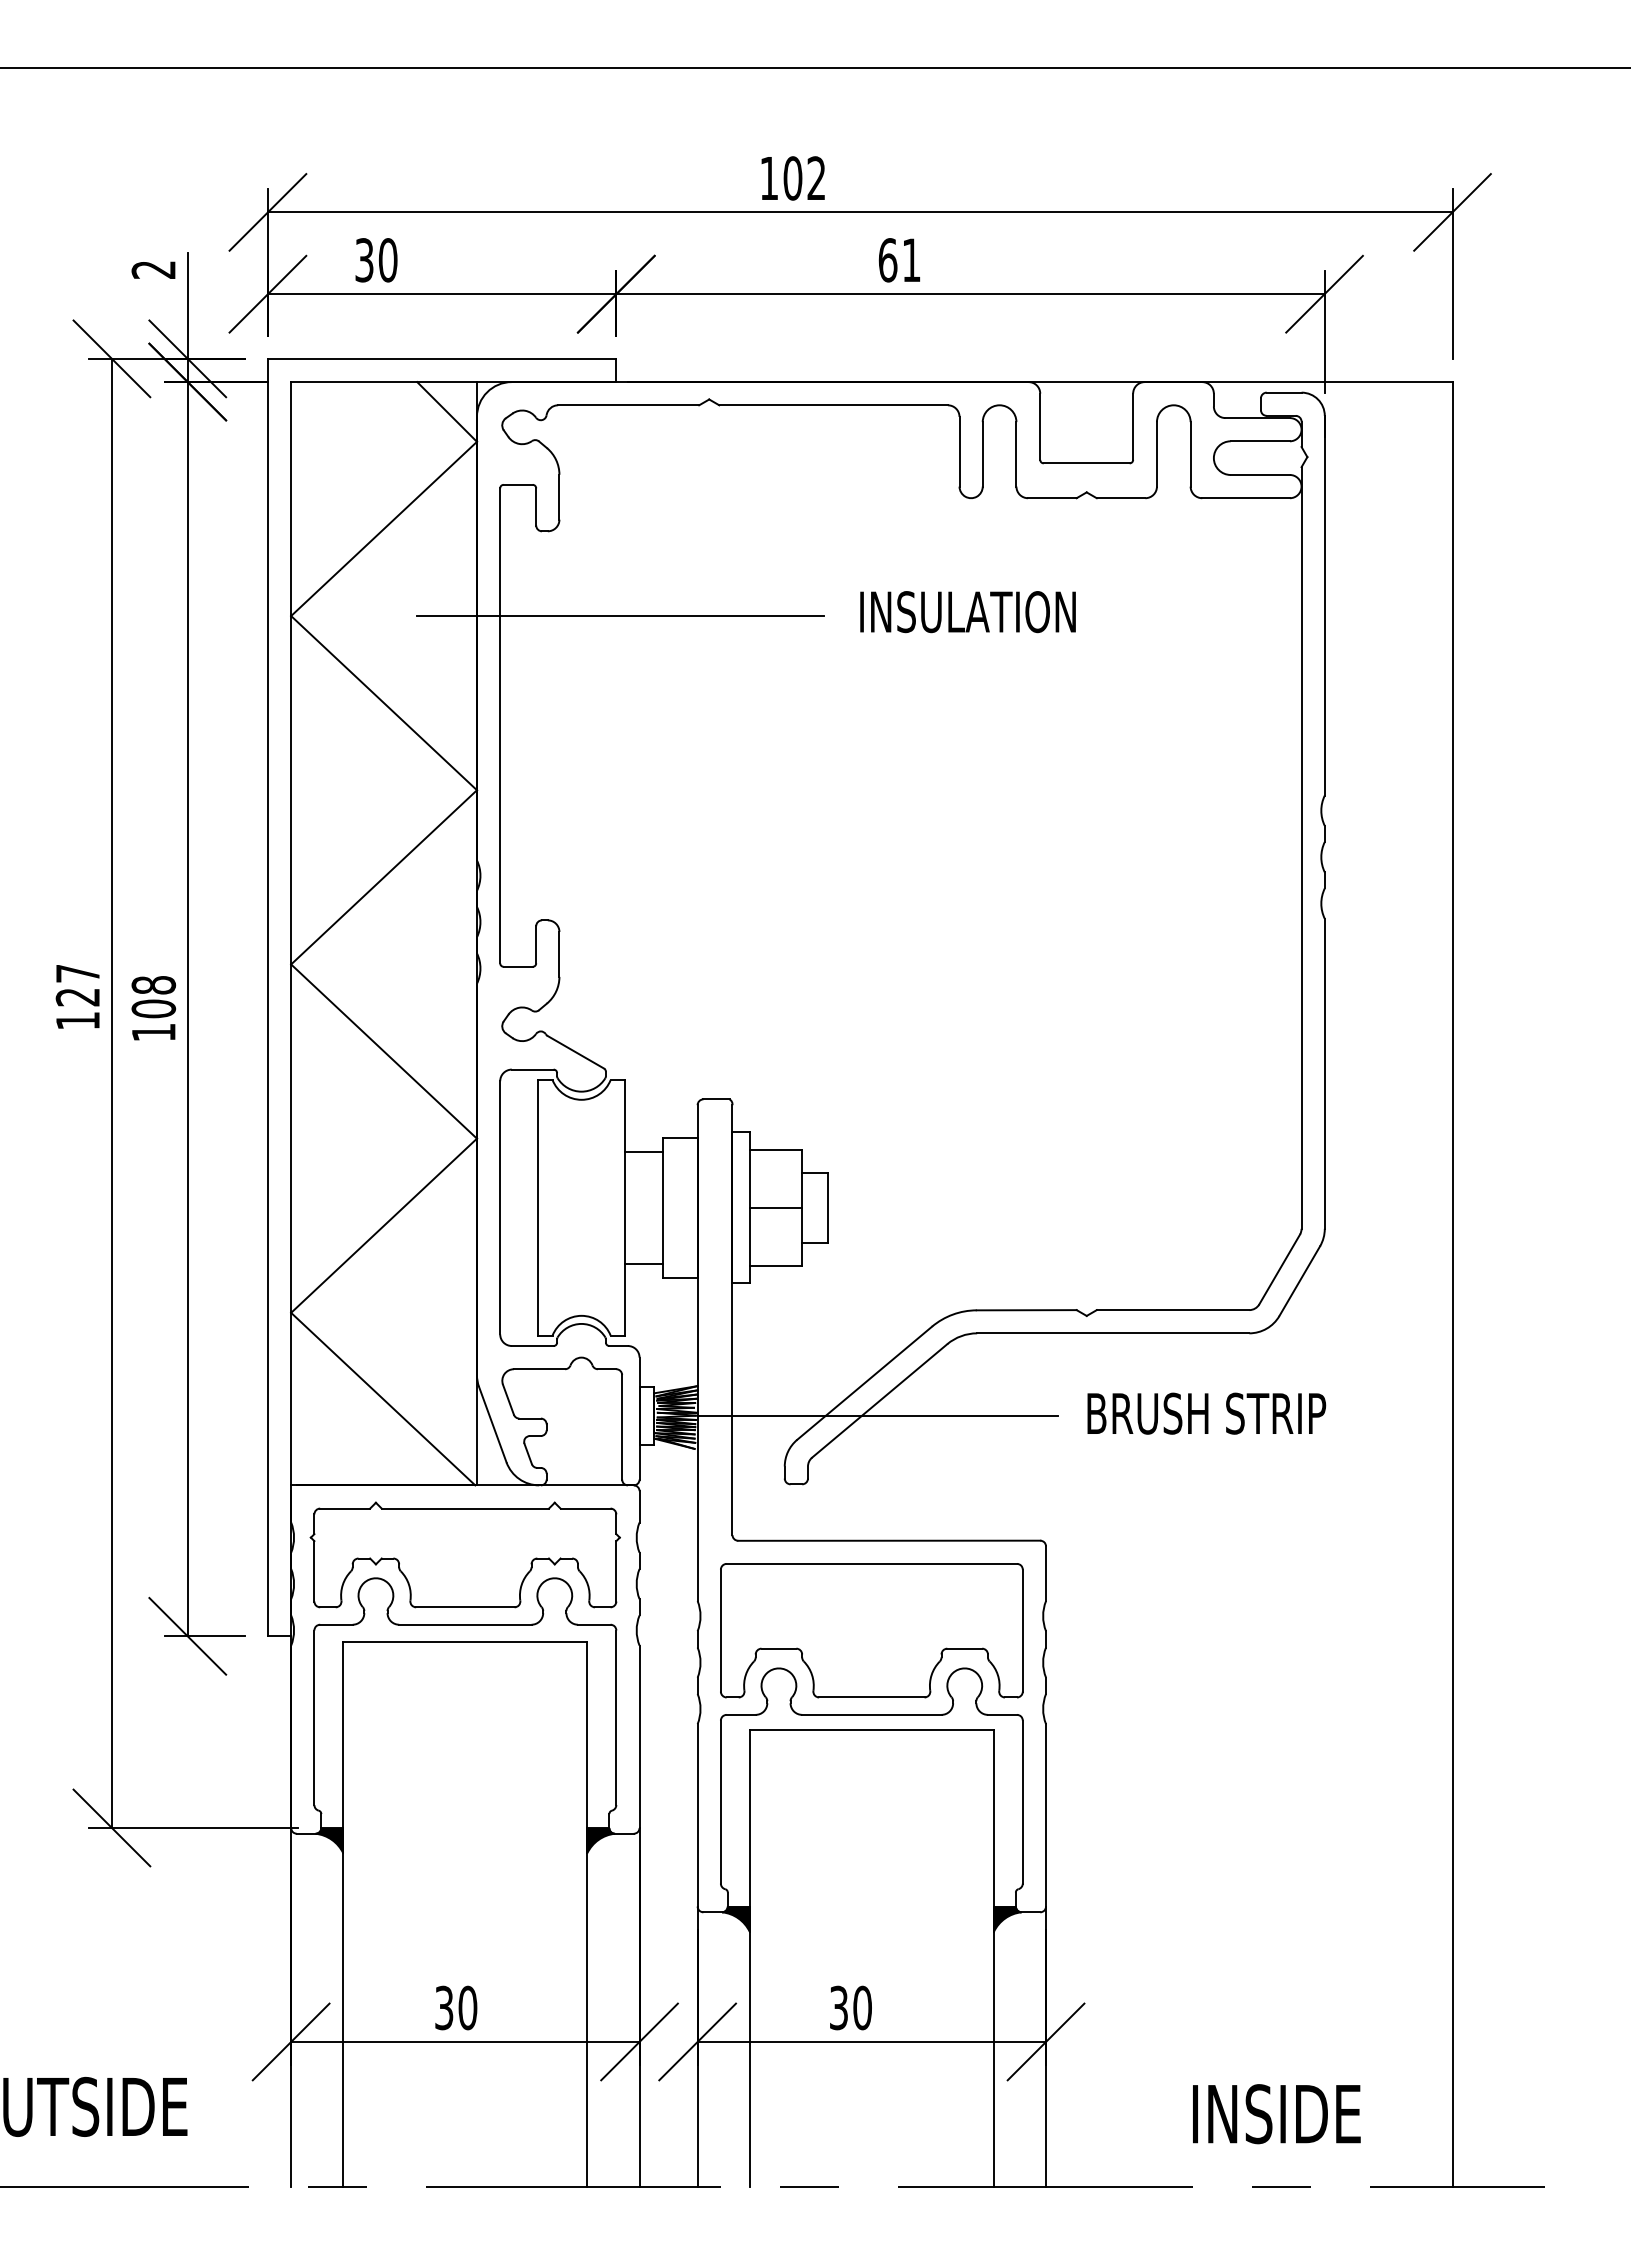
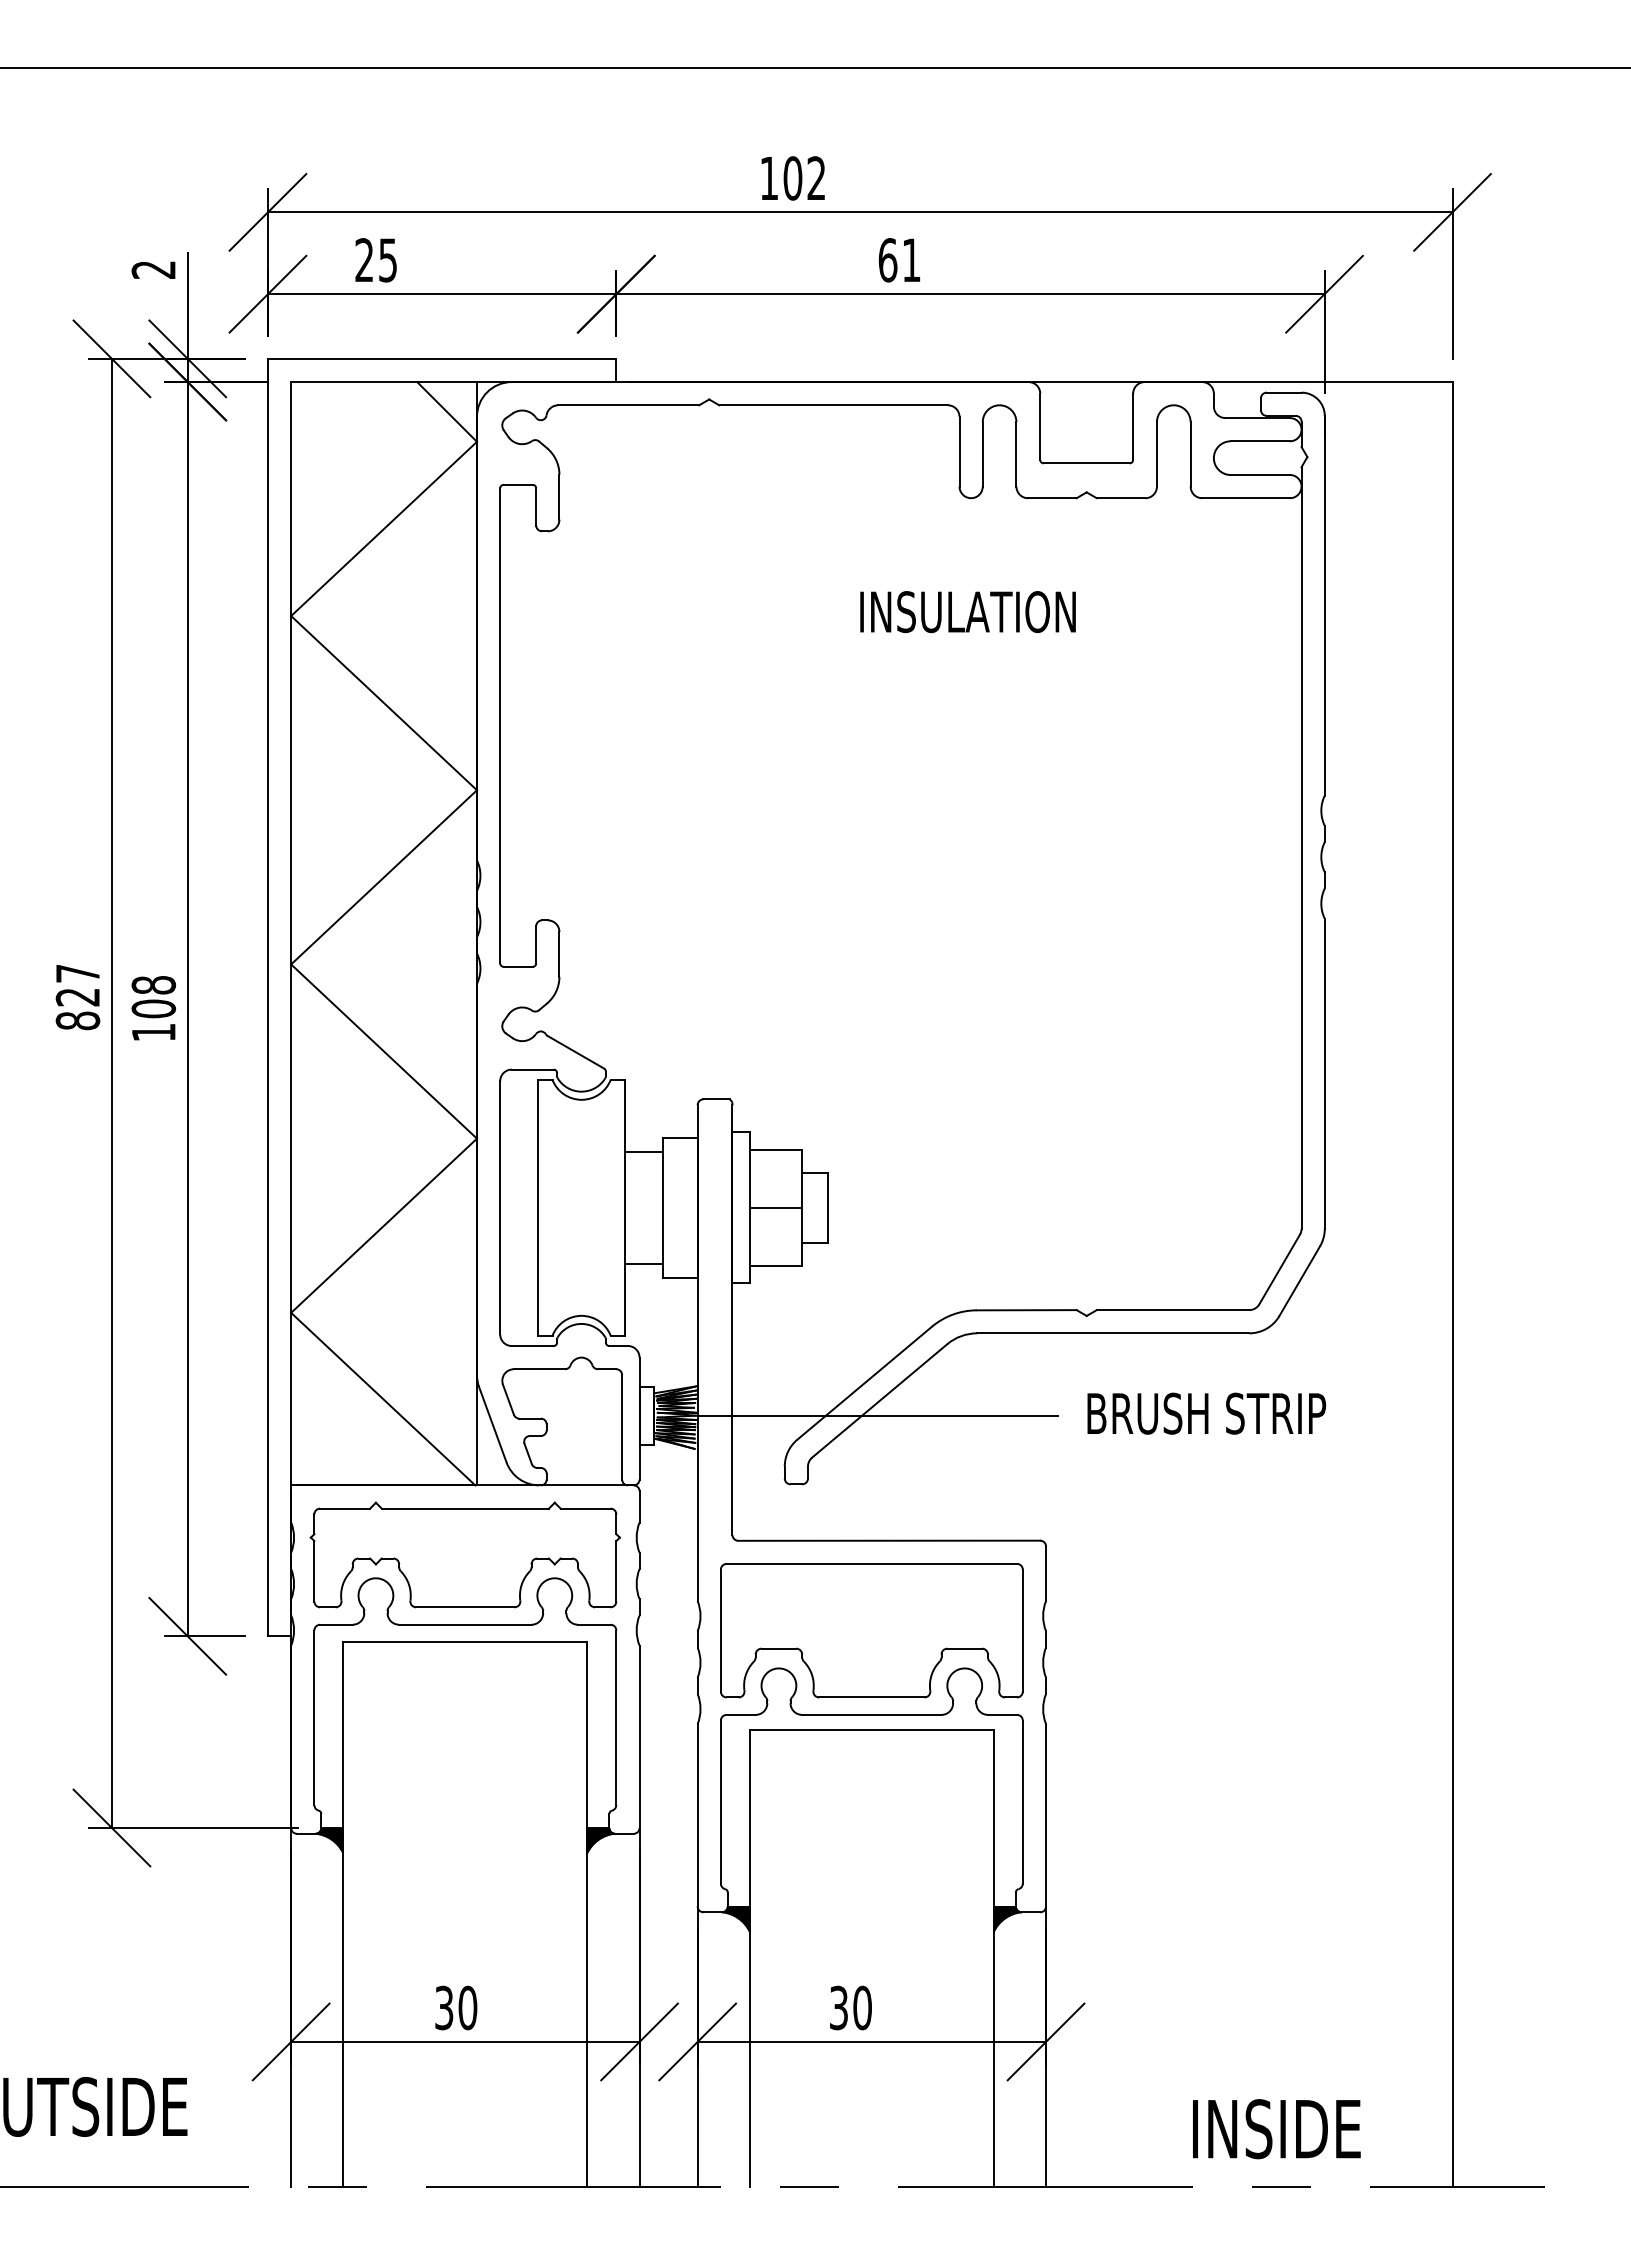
text: 30 -> 25 (376, 260)
line: present -> none (620, 616)
text: 127 -> 827 (77, 1020)
text position: (1276, 2114) -> (1276, 2129) (1276, 2129)
